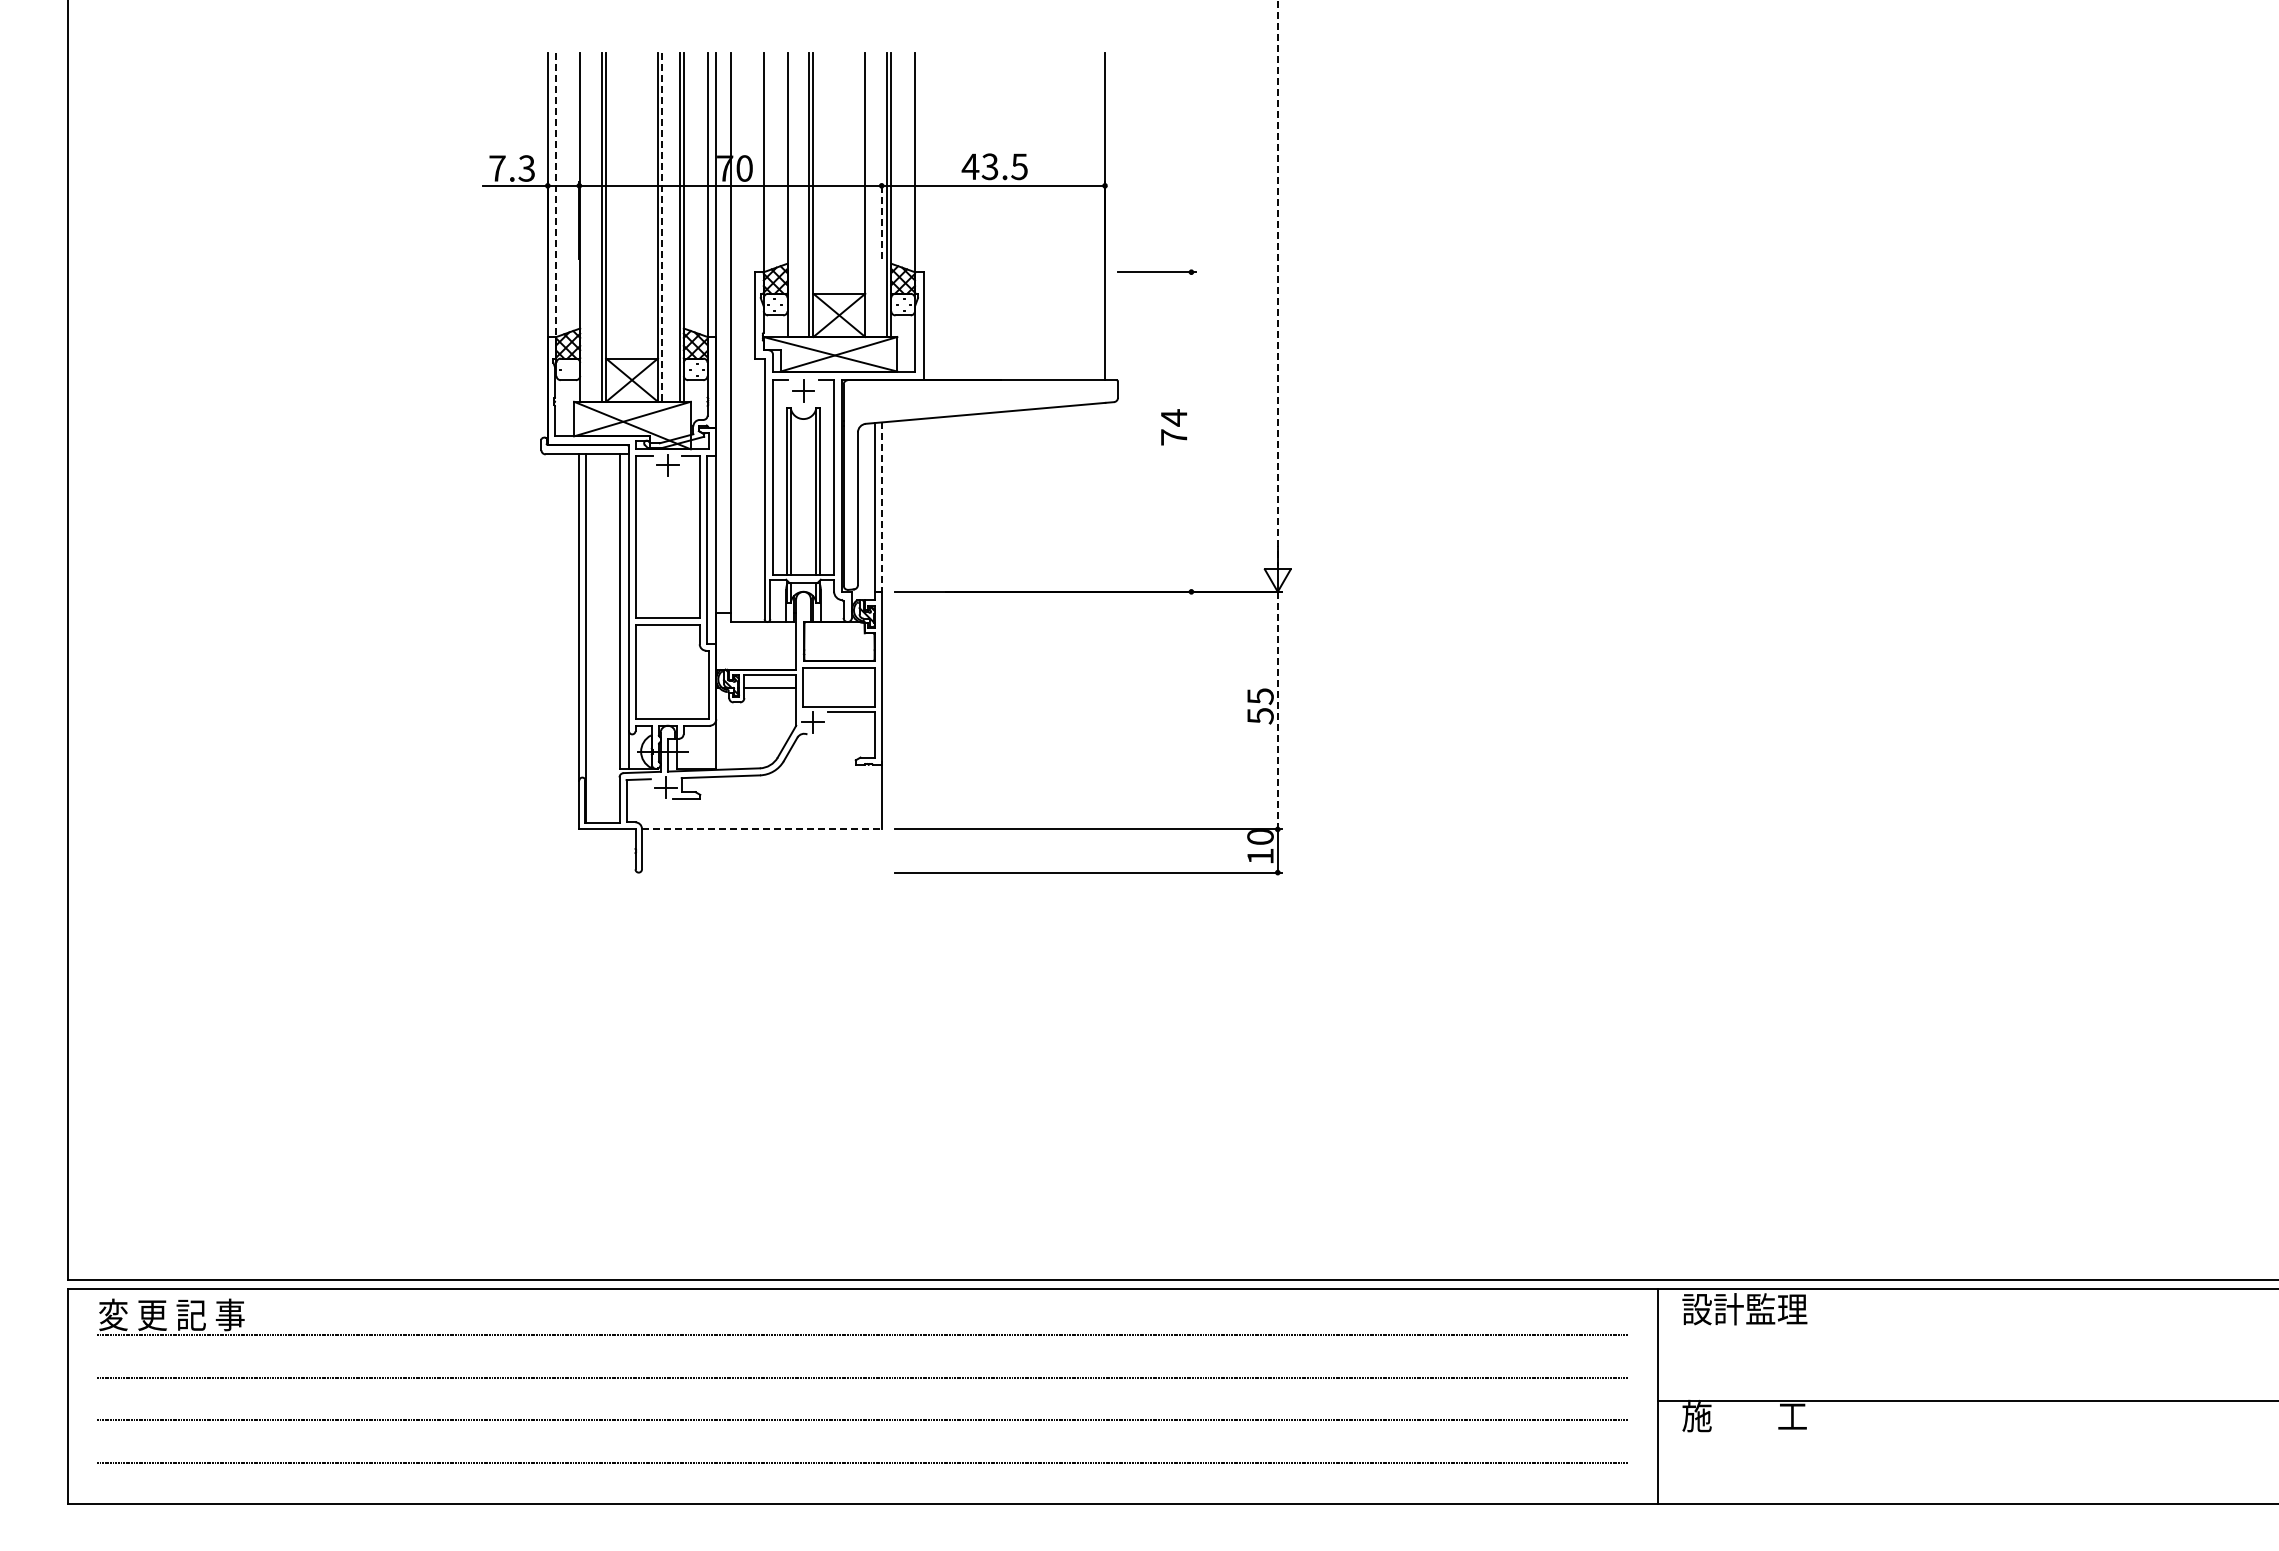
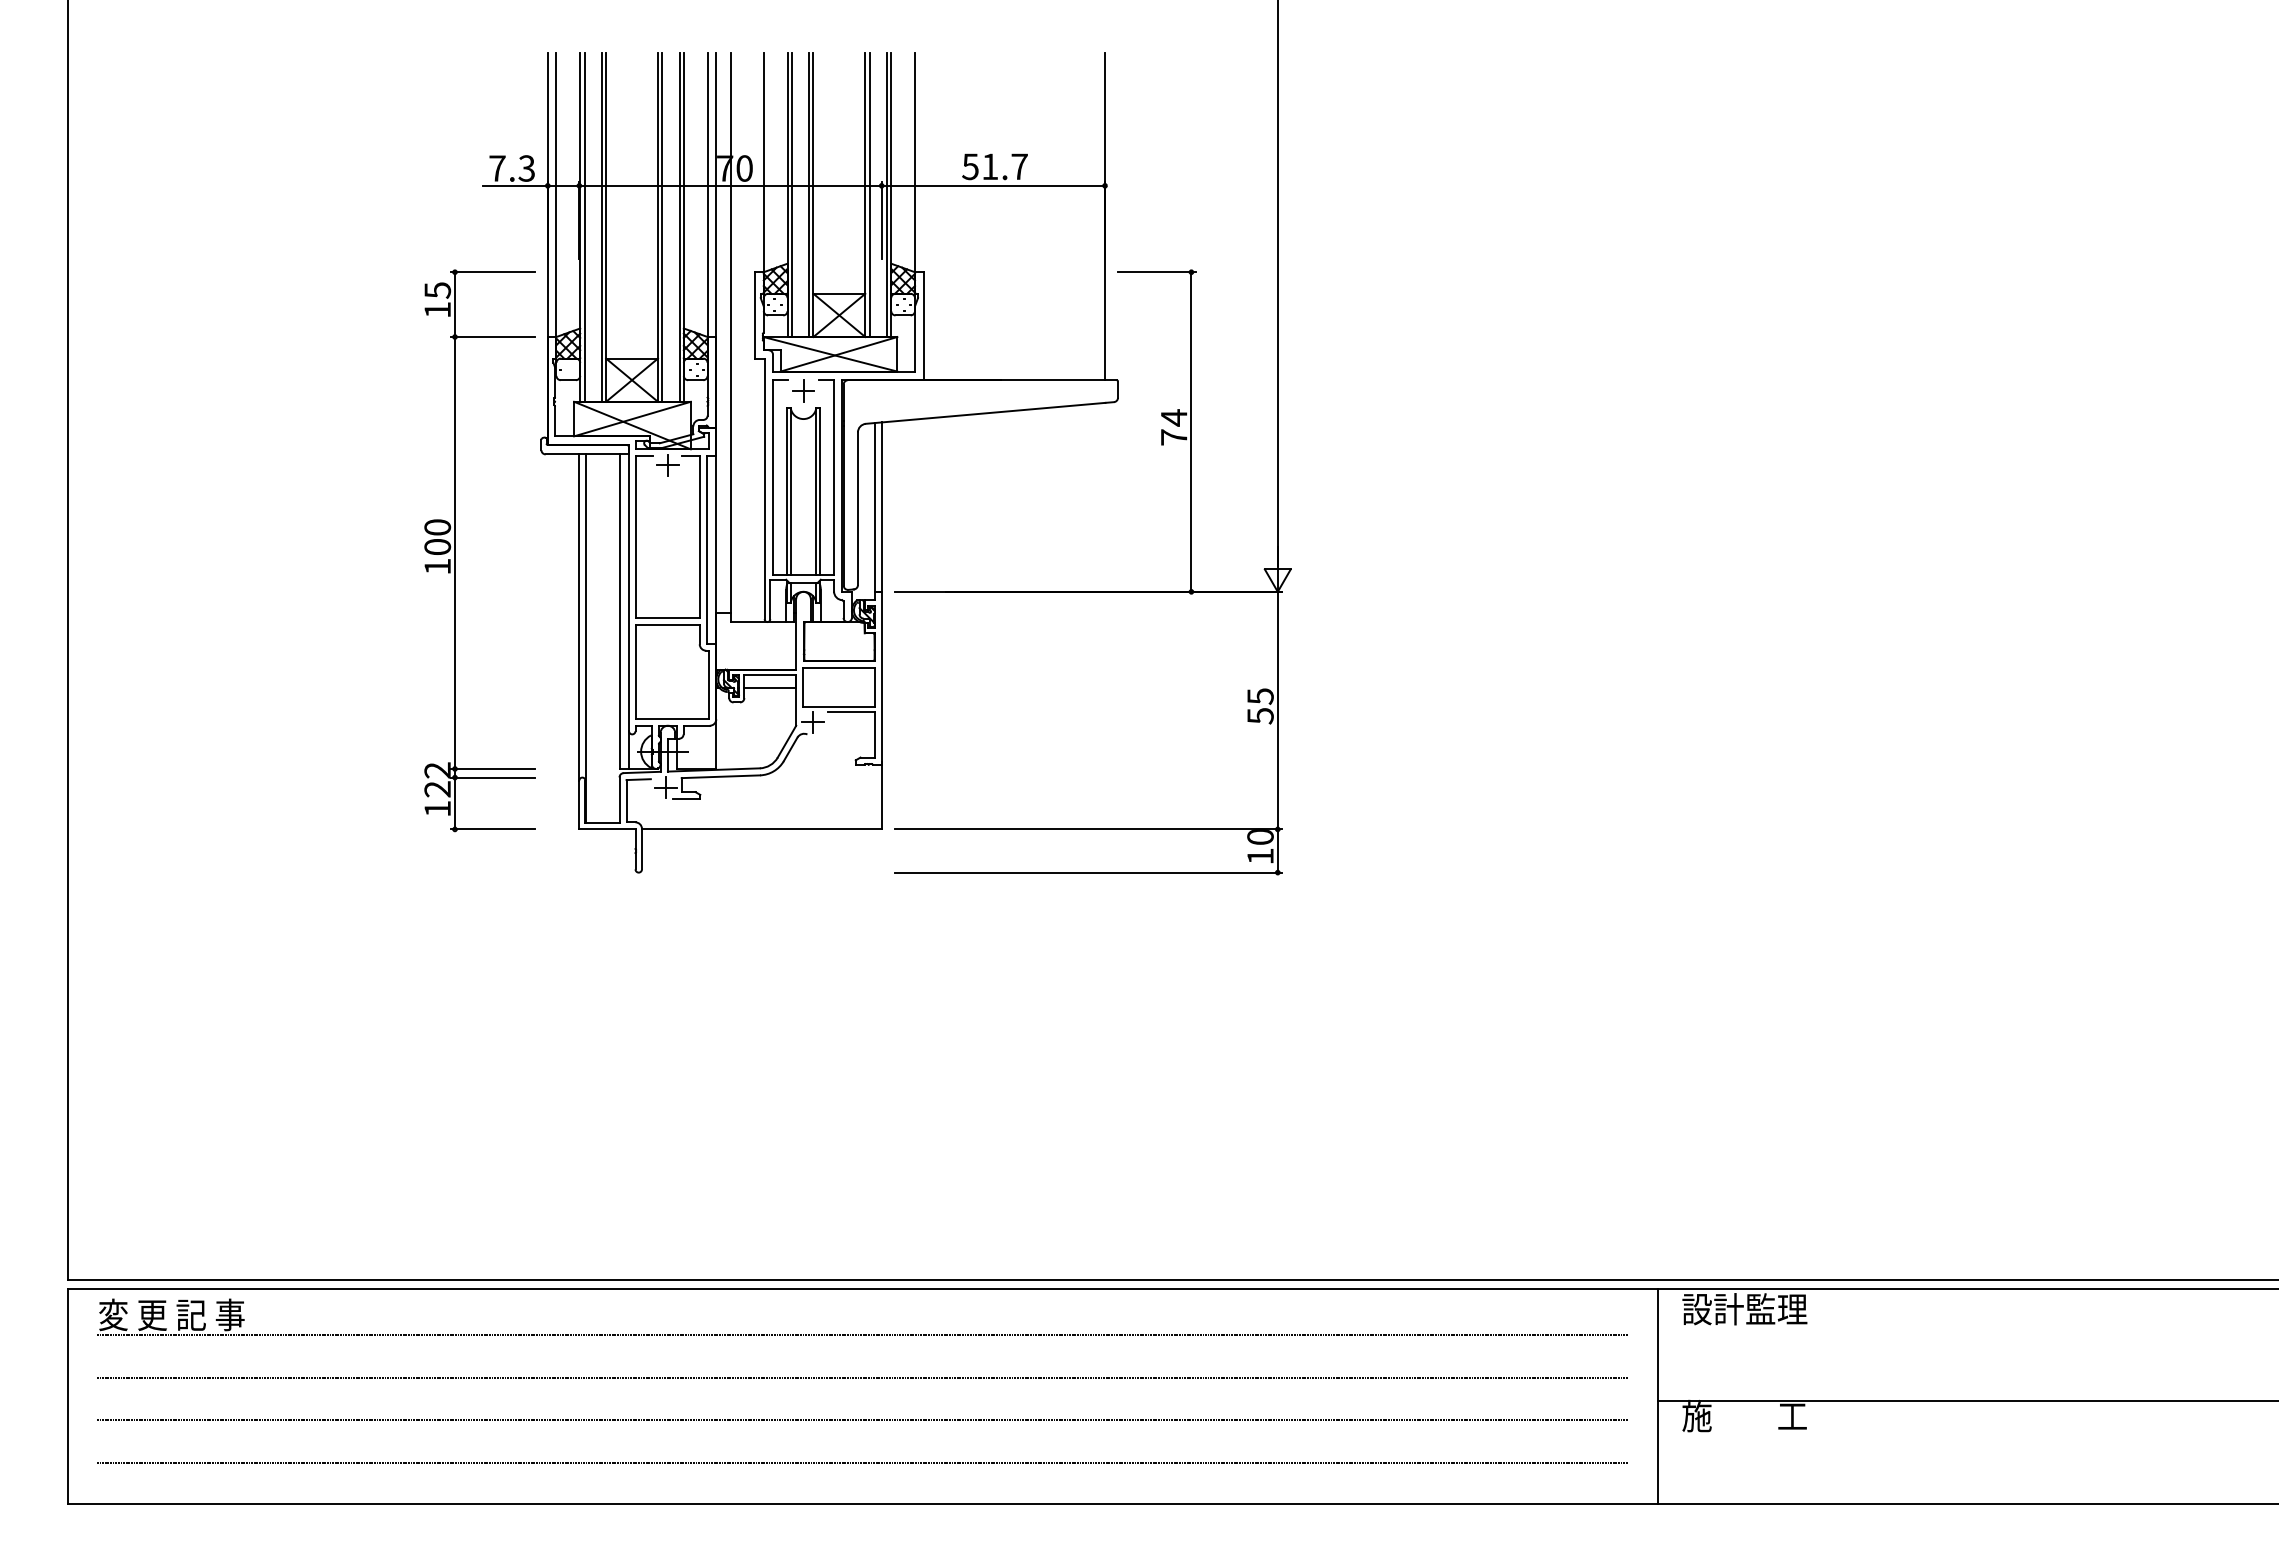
text: 43.5 -> 51.7 (994, 166)
line: none -> present (791, 195)
line: none -> present (869, 195)
line: dashed -> solid (556, 196)
line: dashed -> solid (881, 220)
line: none -> present (584, 227)
line: dashed -> solid (662, 227)
line: dashed -> solid (1277, 283)
line: none -> present (1191, 431)
line: dashed -> solid (881, 507)
part: none -> present (455, 550)
line: dashed -> solid (1277, 710)
line: dashed -> solid (761, 829)
